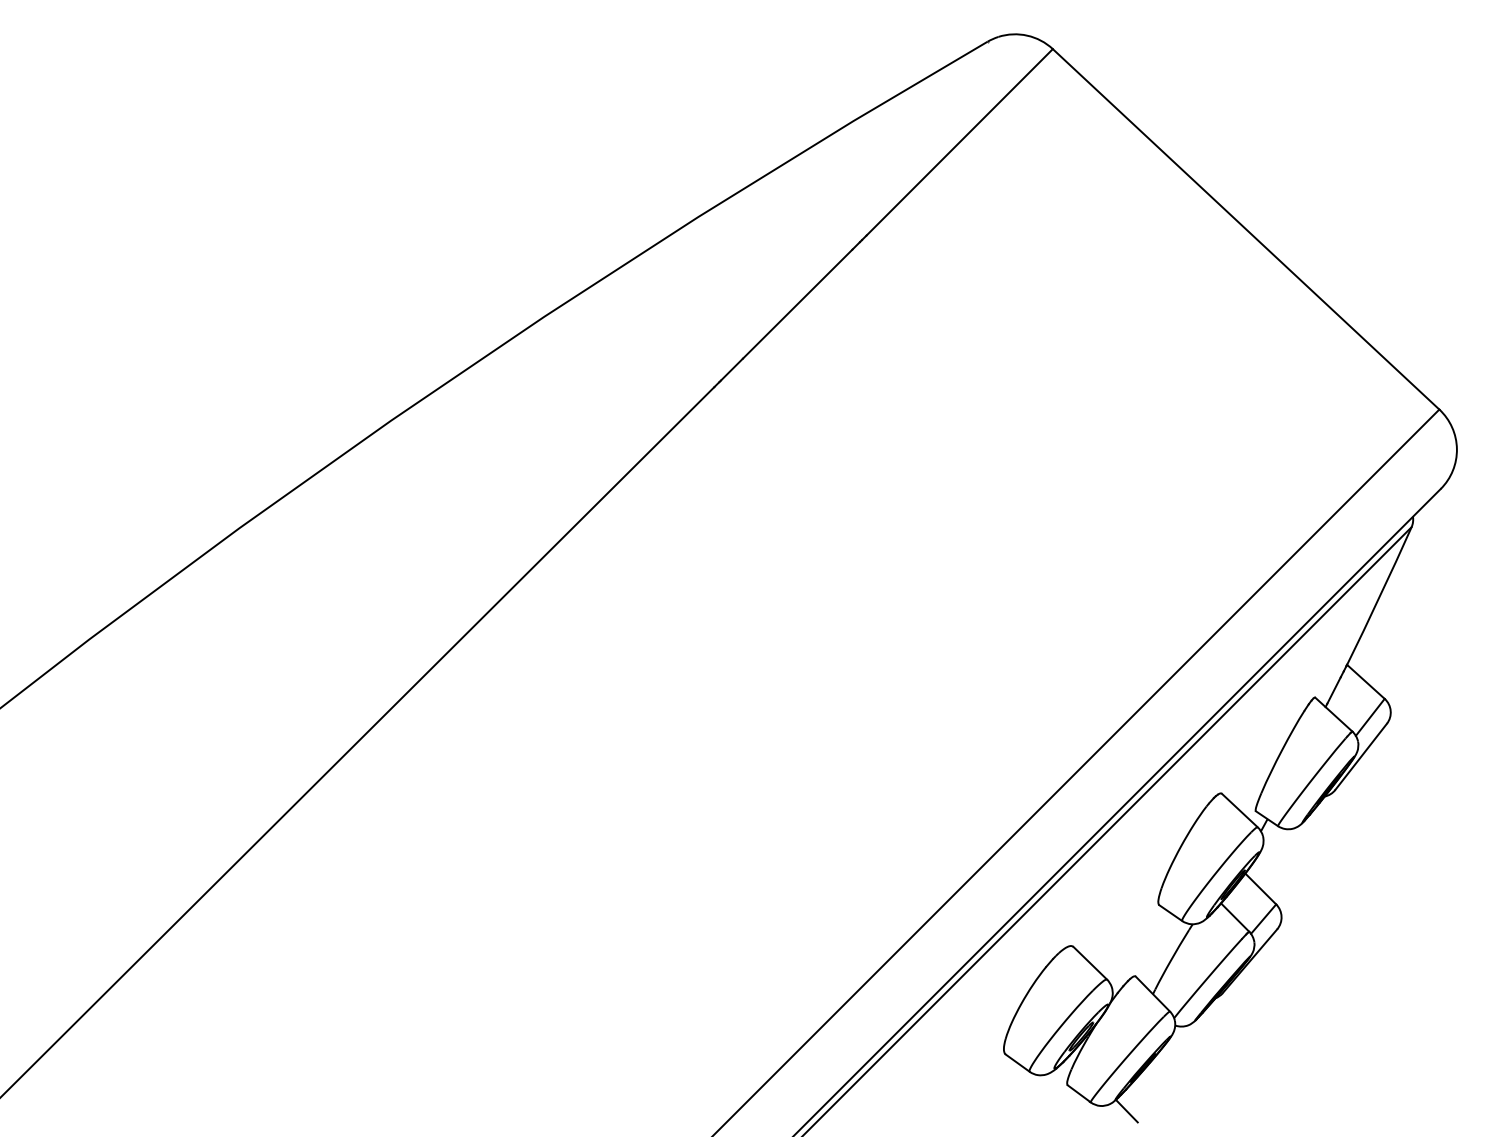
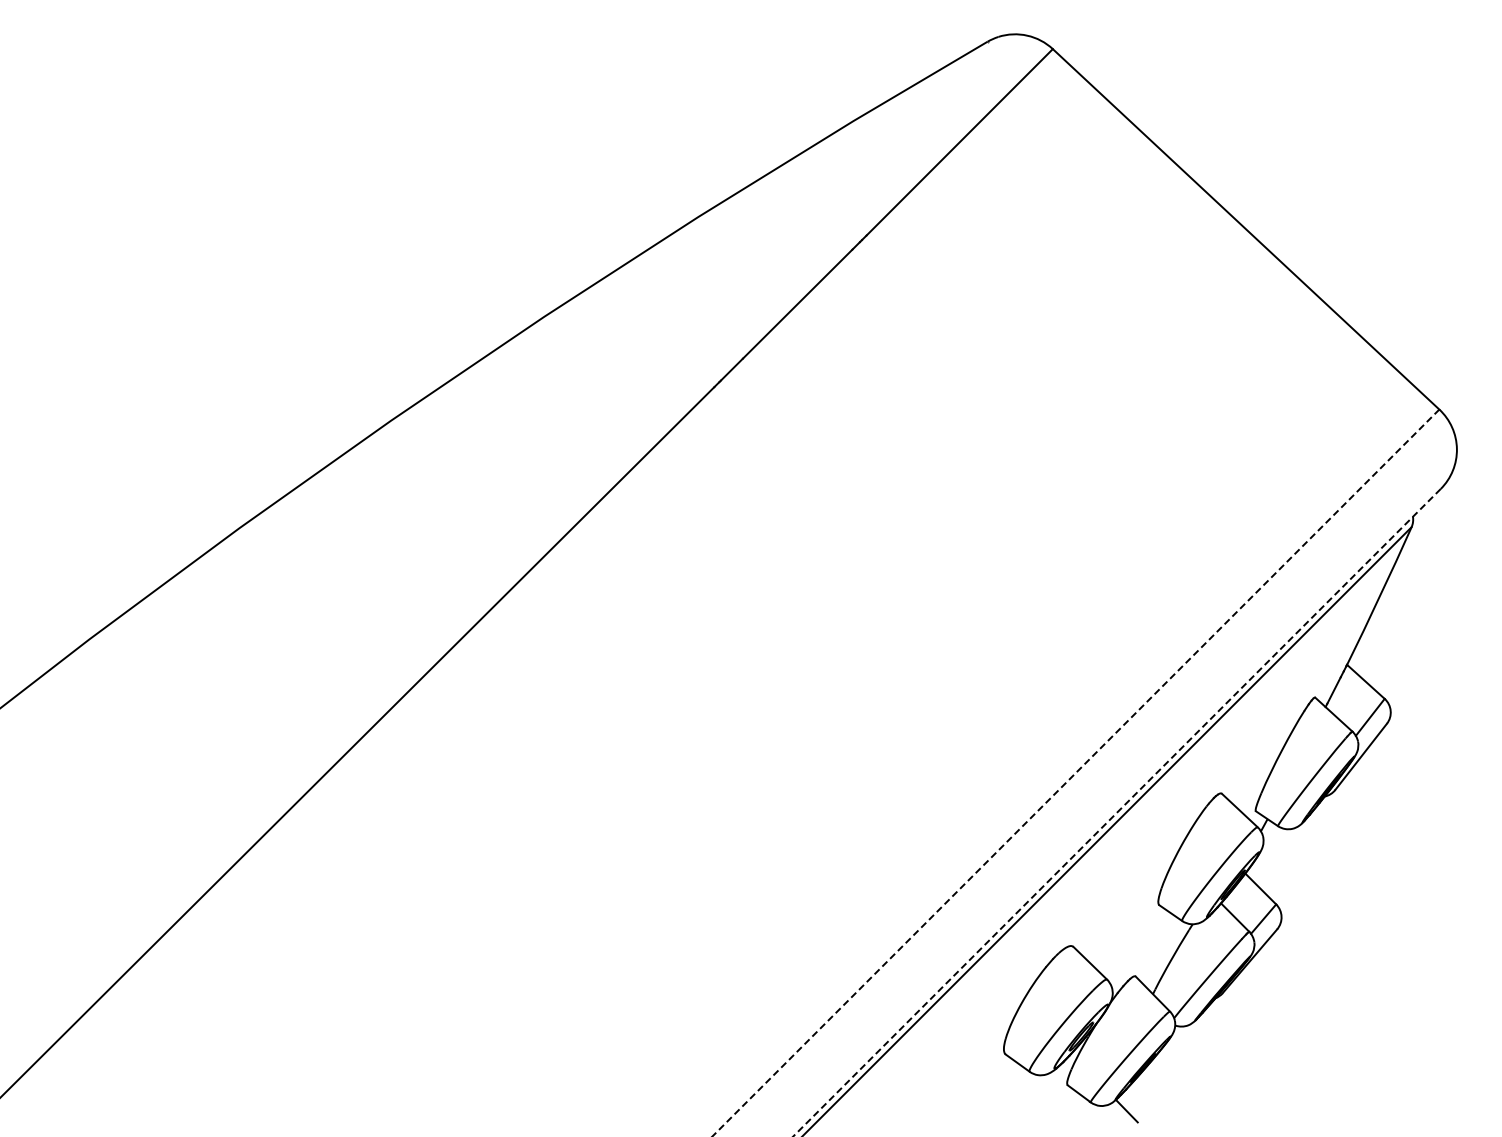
line: solid -> dashed (1075, 772)
line: solid -> dashed (1116, 812)
